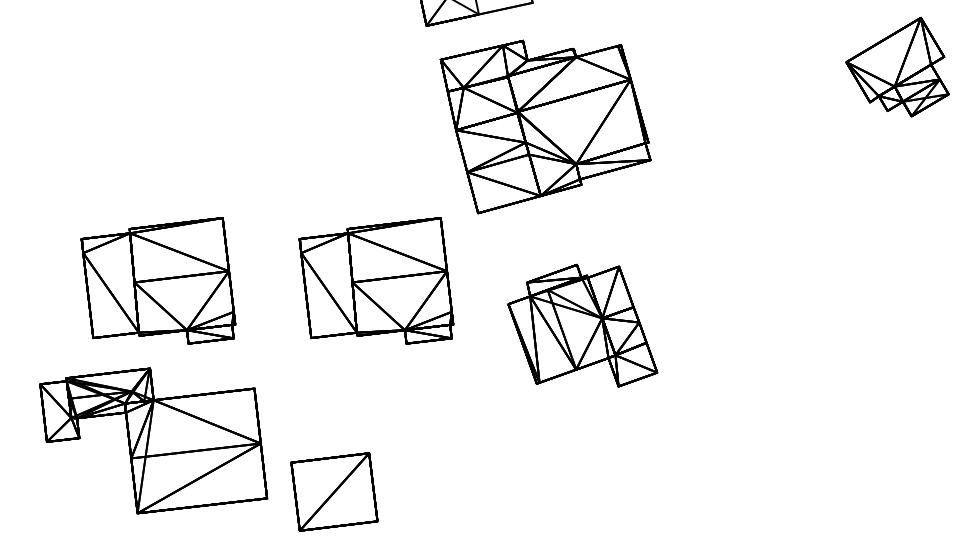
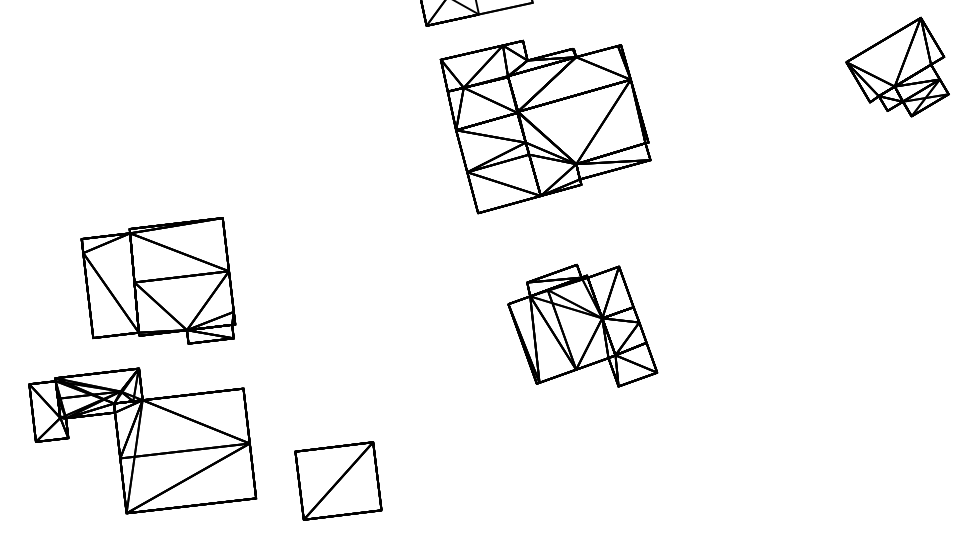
part: present -> none (376, 280)
part position: (153, 440) -> (142, 440) (142, 440)
part position: (334, 491) -> (338, 480) (338, 480)
